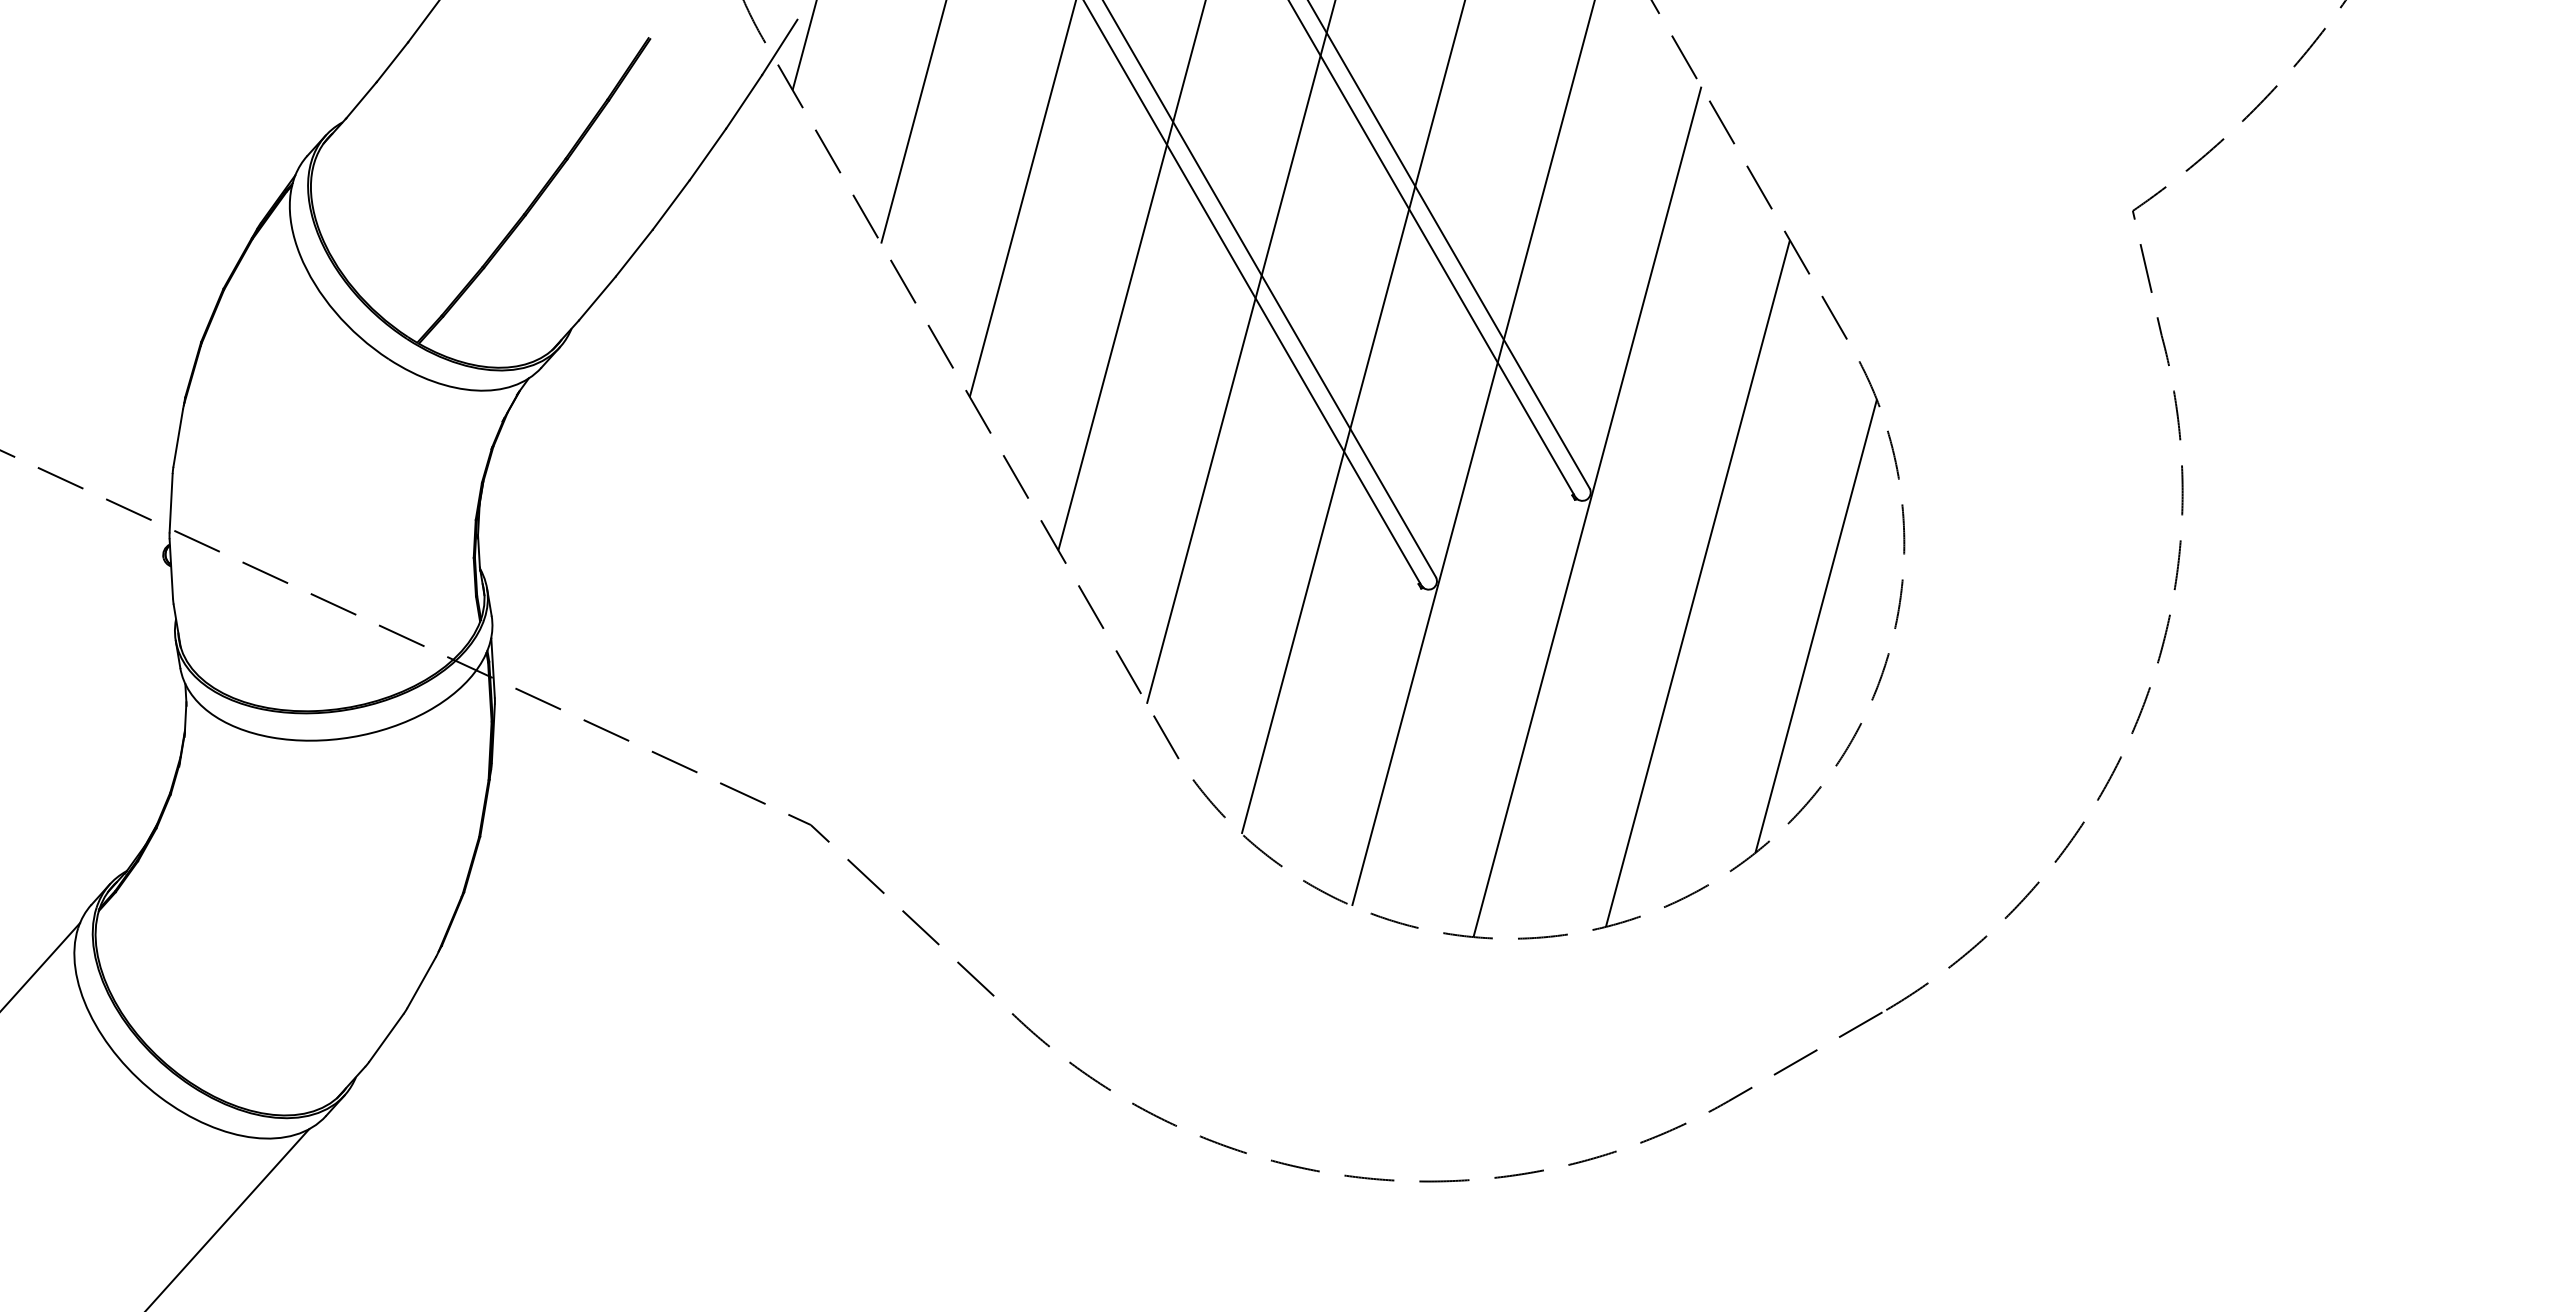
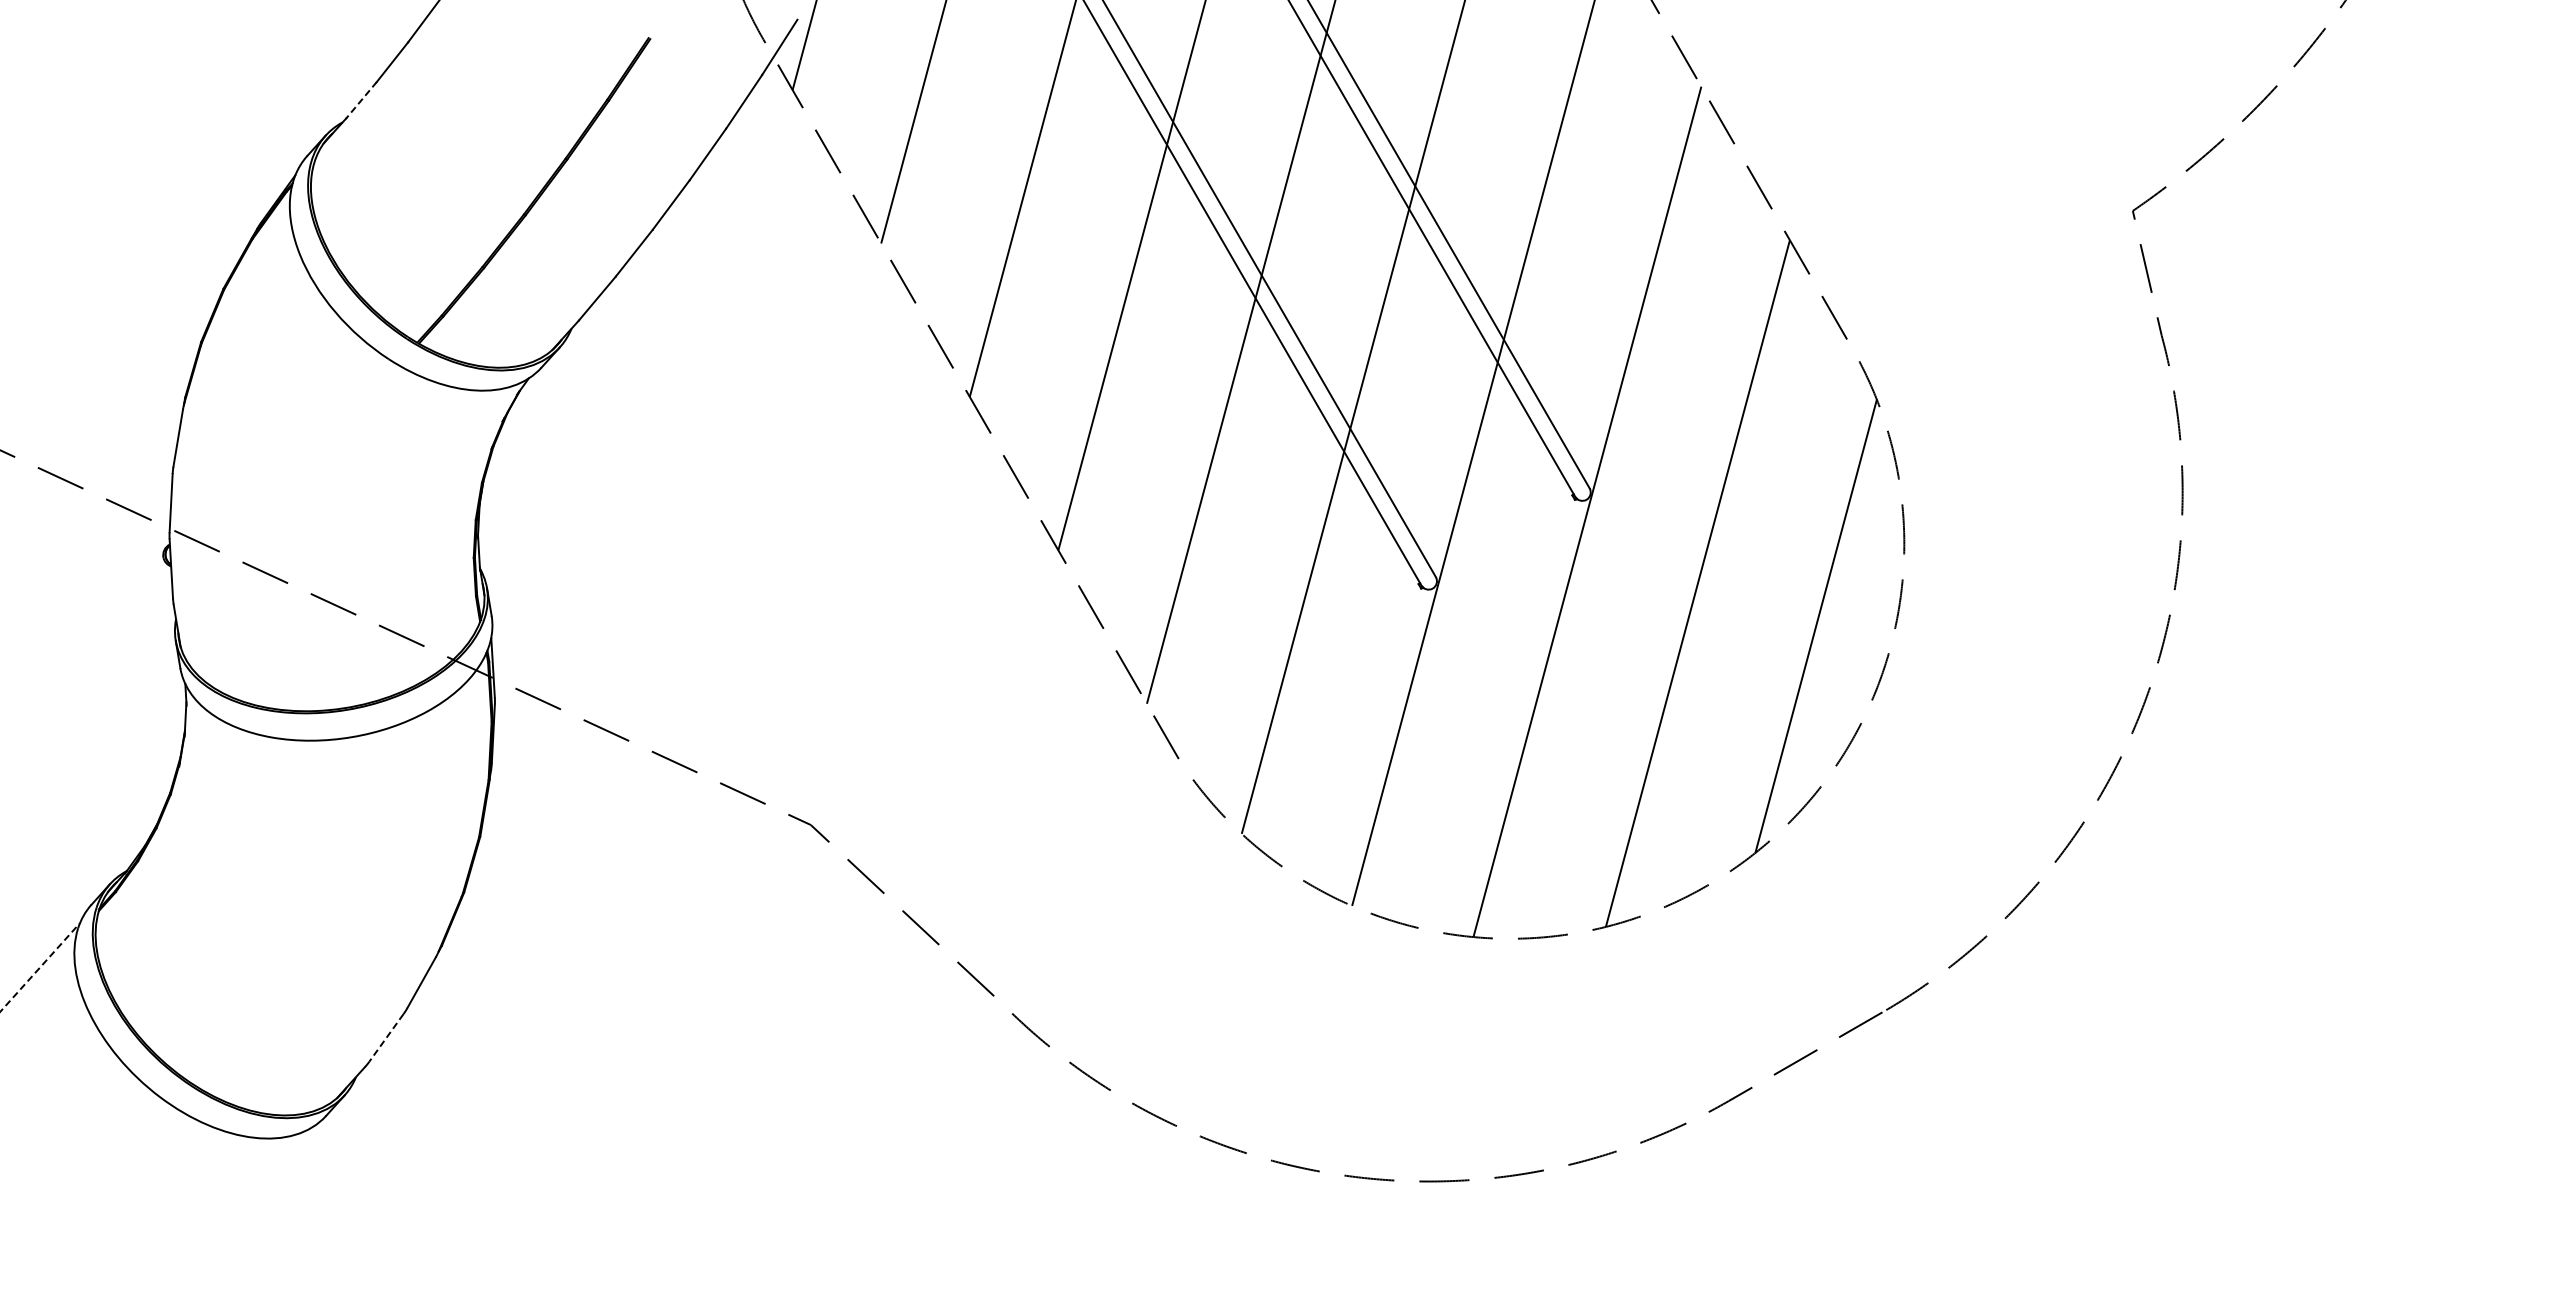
line: solid -> dashed (361, 100)
line: solid -> dashed (40, 966)
line: solid -> dashed (386, 1038)
line: present -> none (228, 1218)
